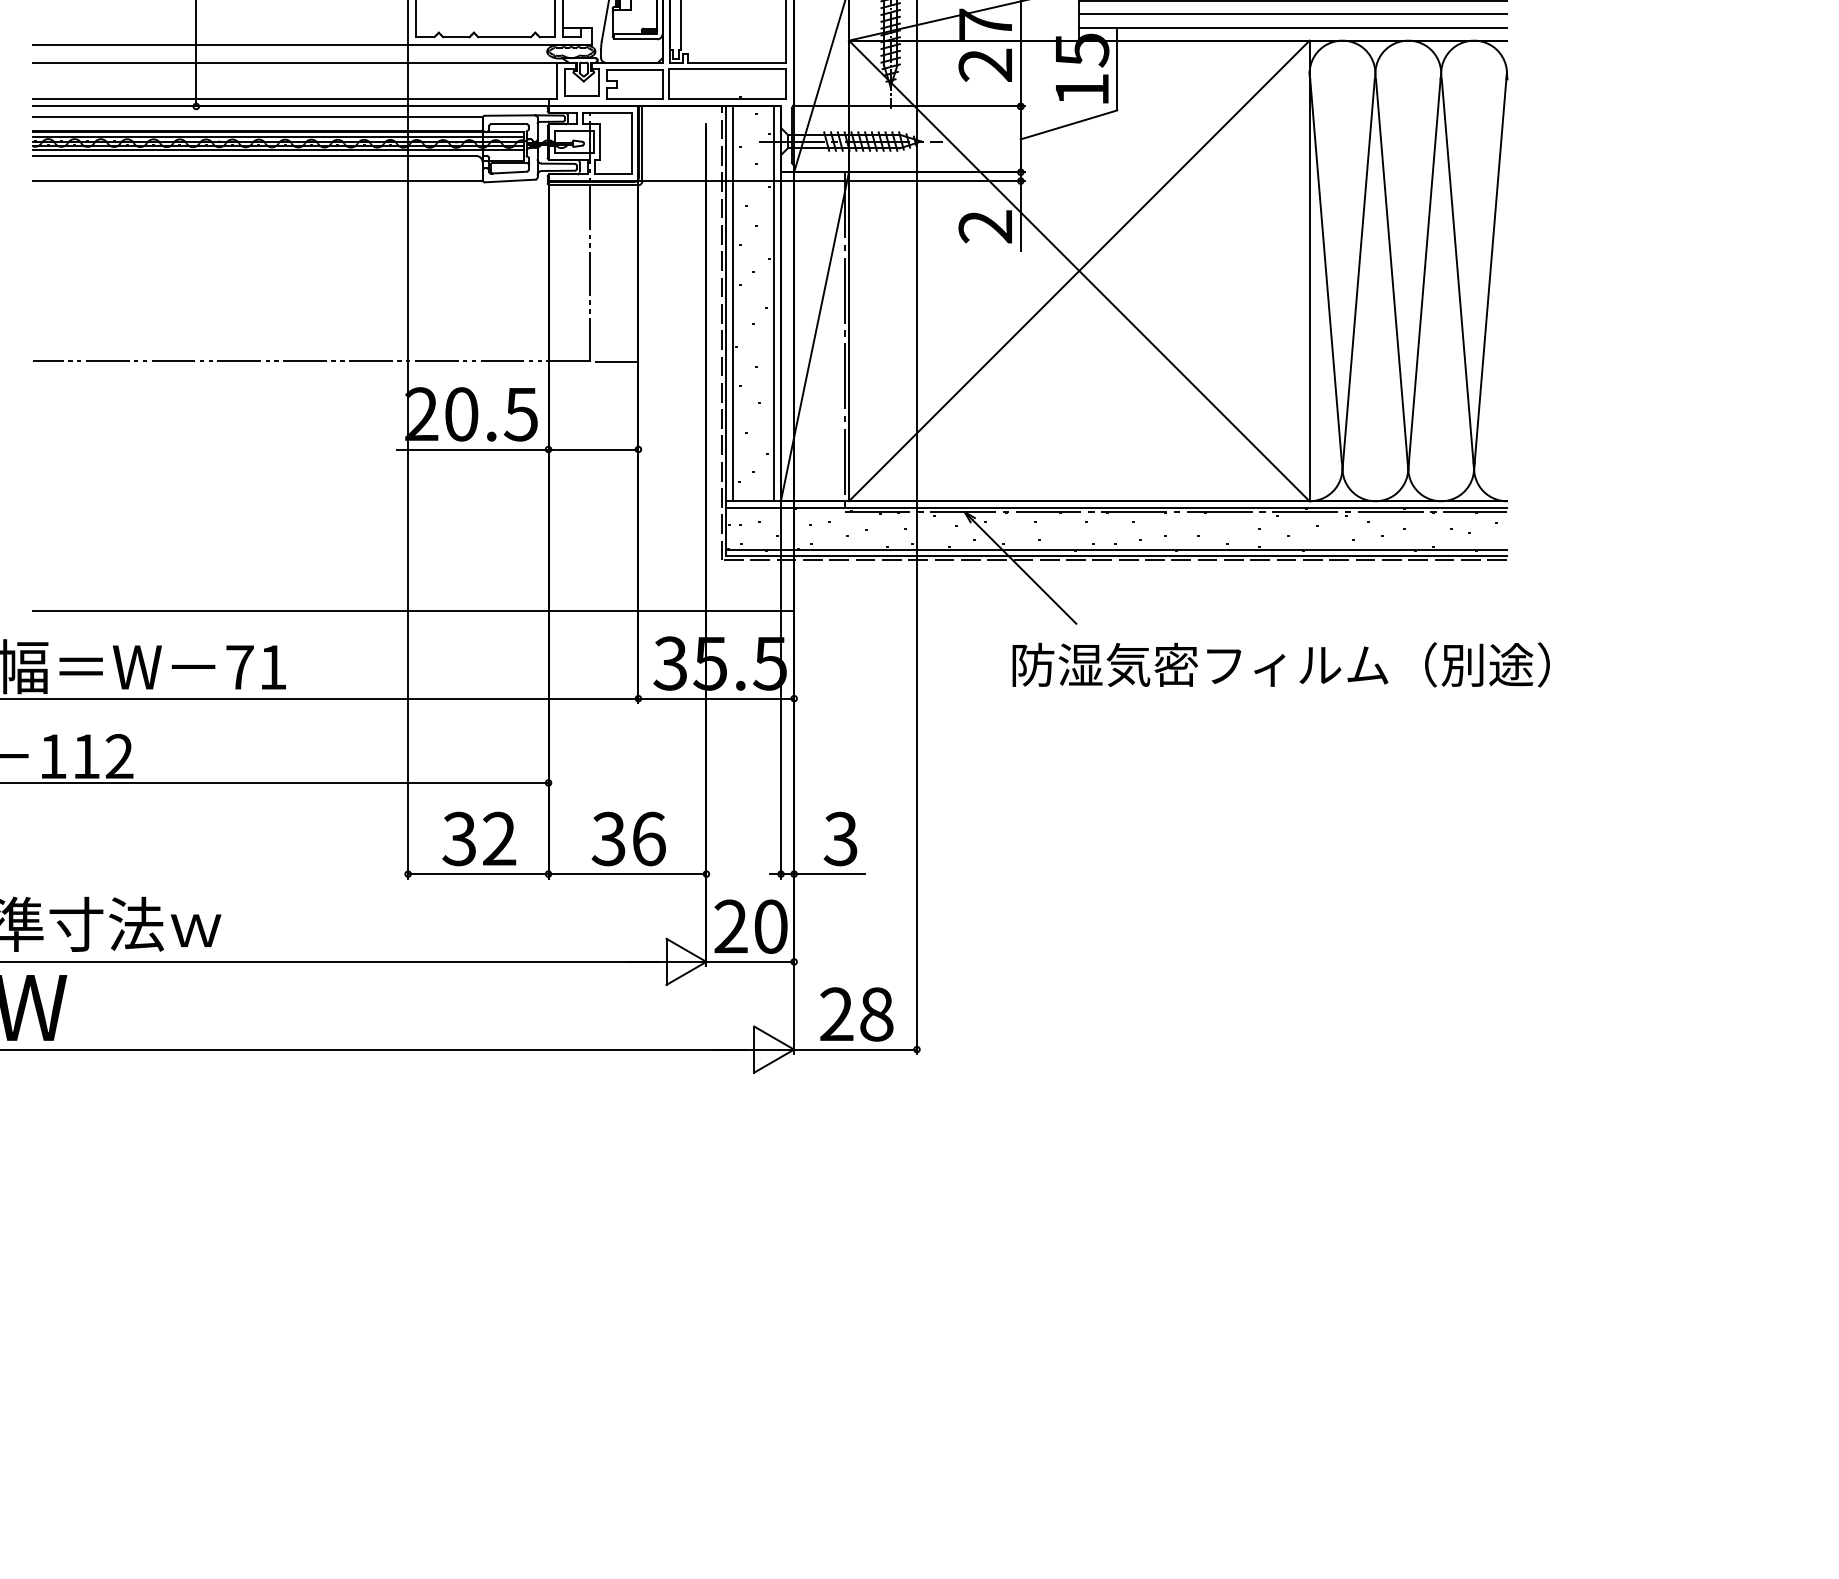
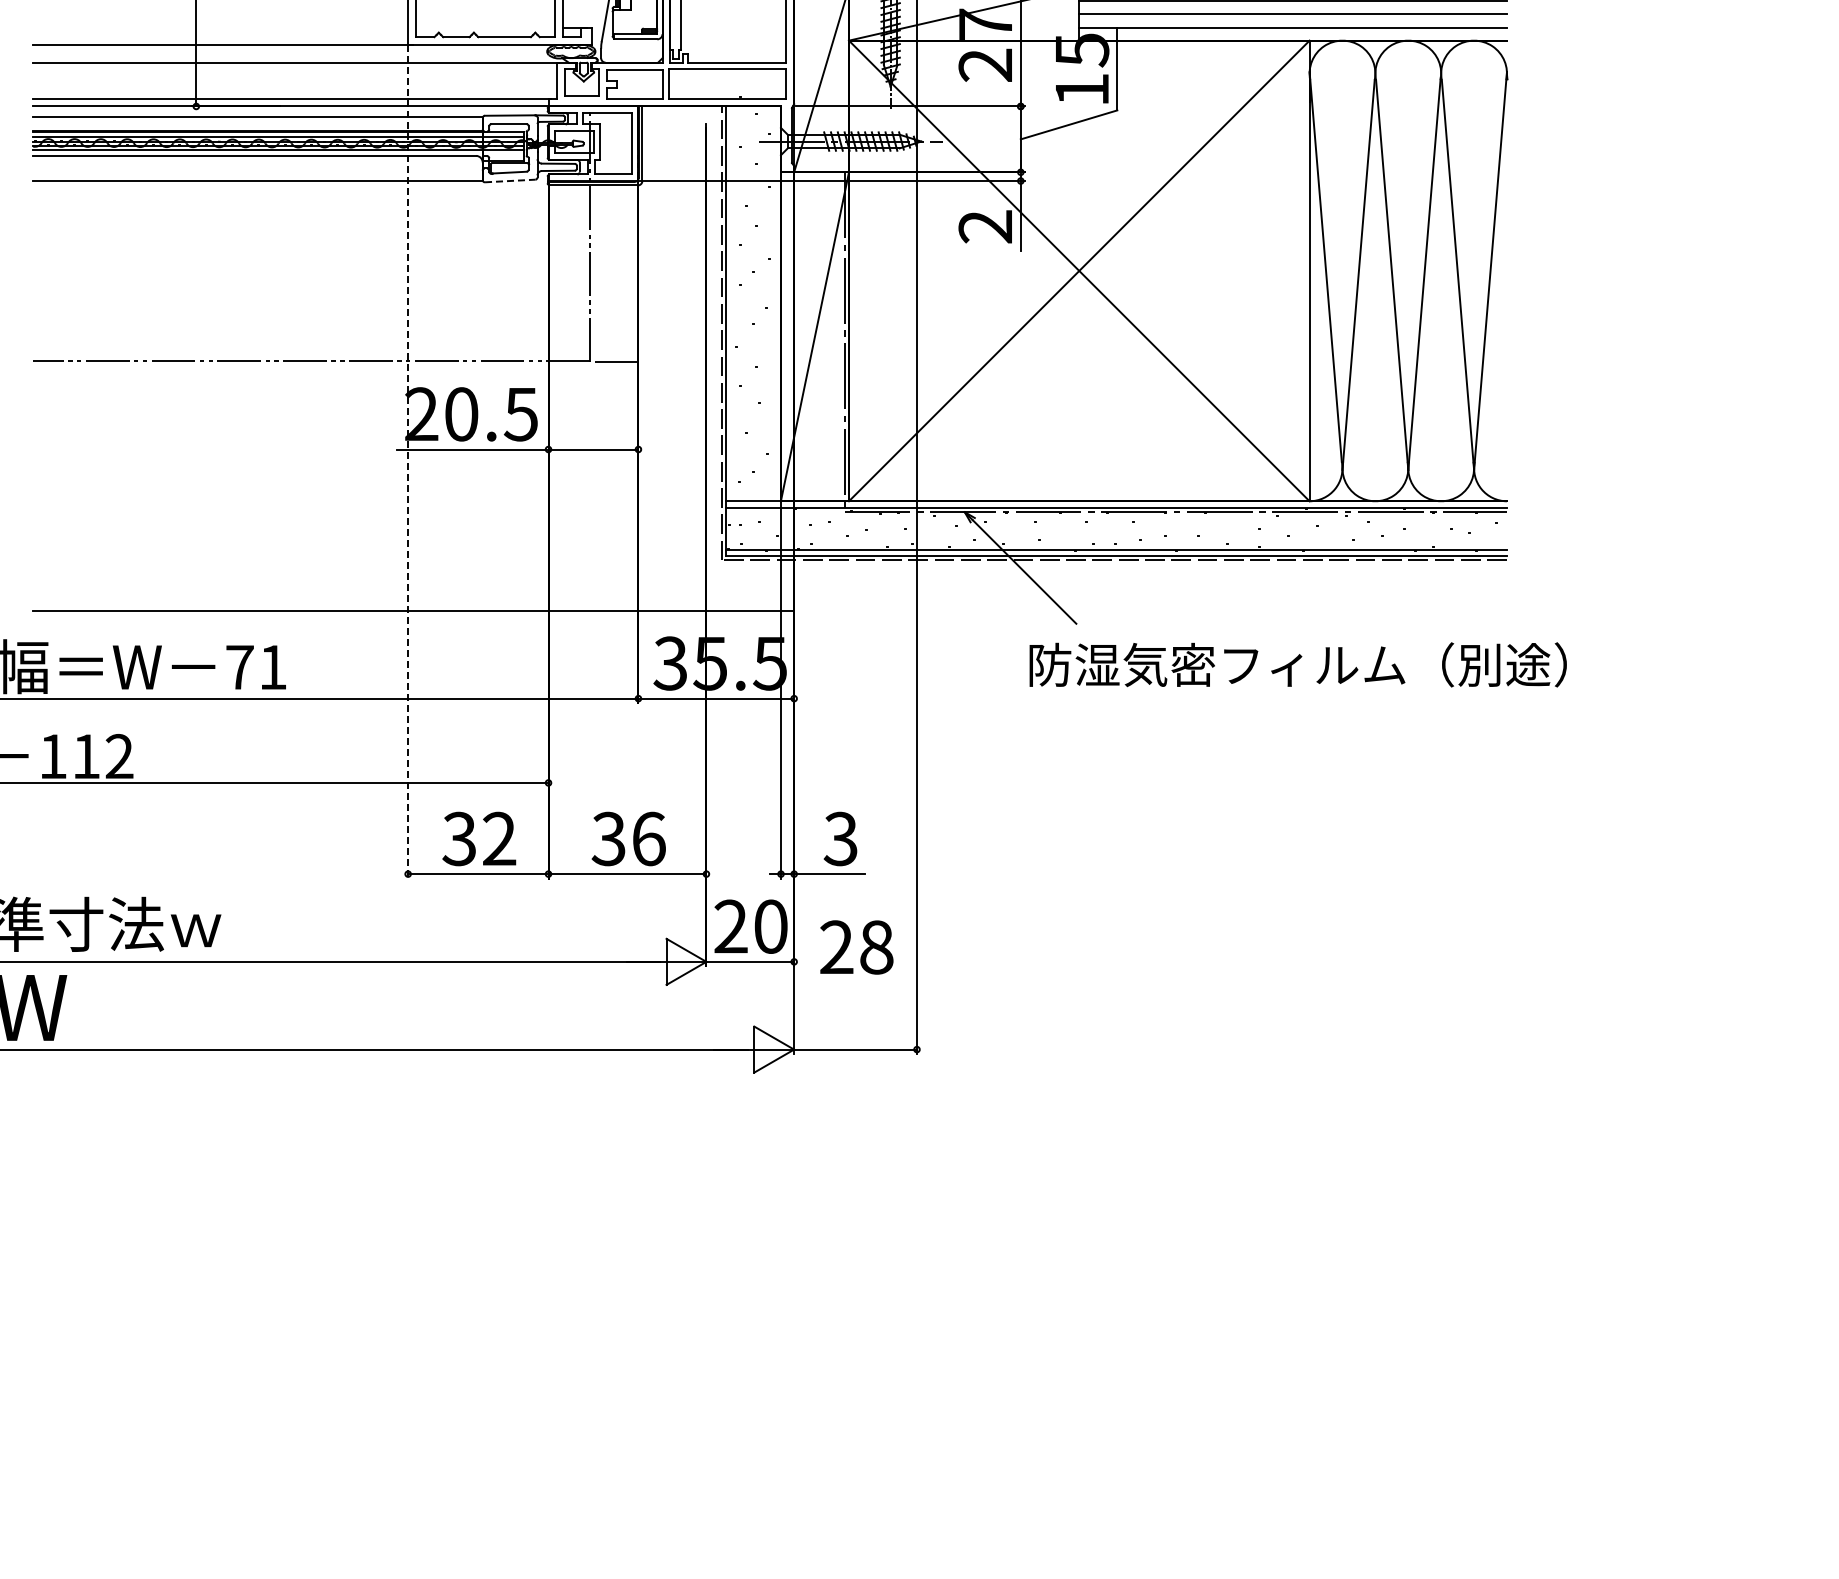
line: solid -> dashed (510, 180)
line: present -> none (732, 303)
line: present -> none (774, 303)
line: solid -> dashed (408, 461)
text position: (1280, 664) -> (1297, 664) (1297, 664)
text position: (856, 1014) -> (856, 947) (856, 947)
